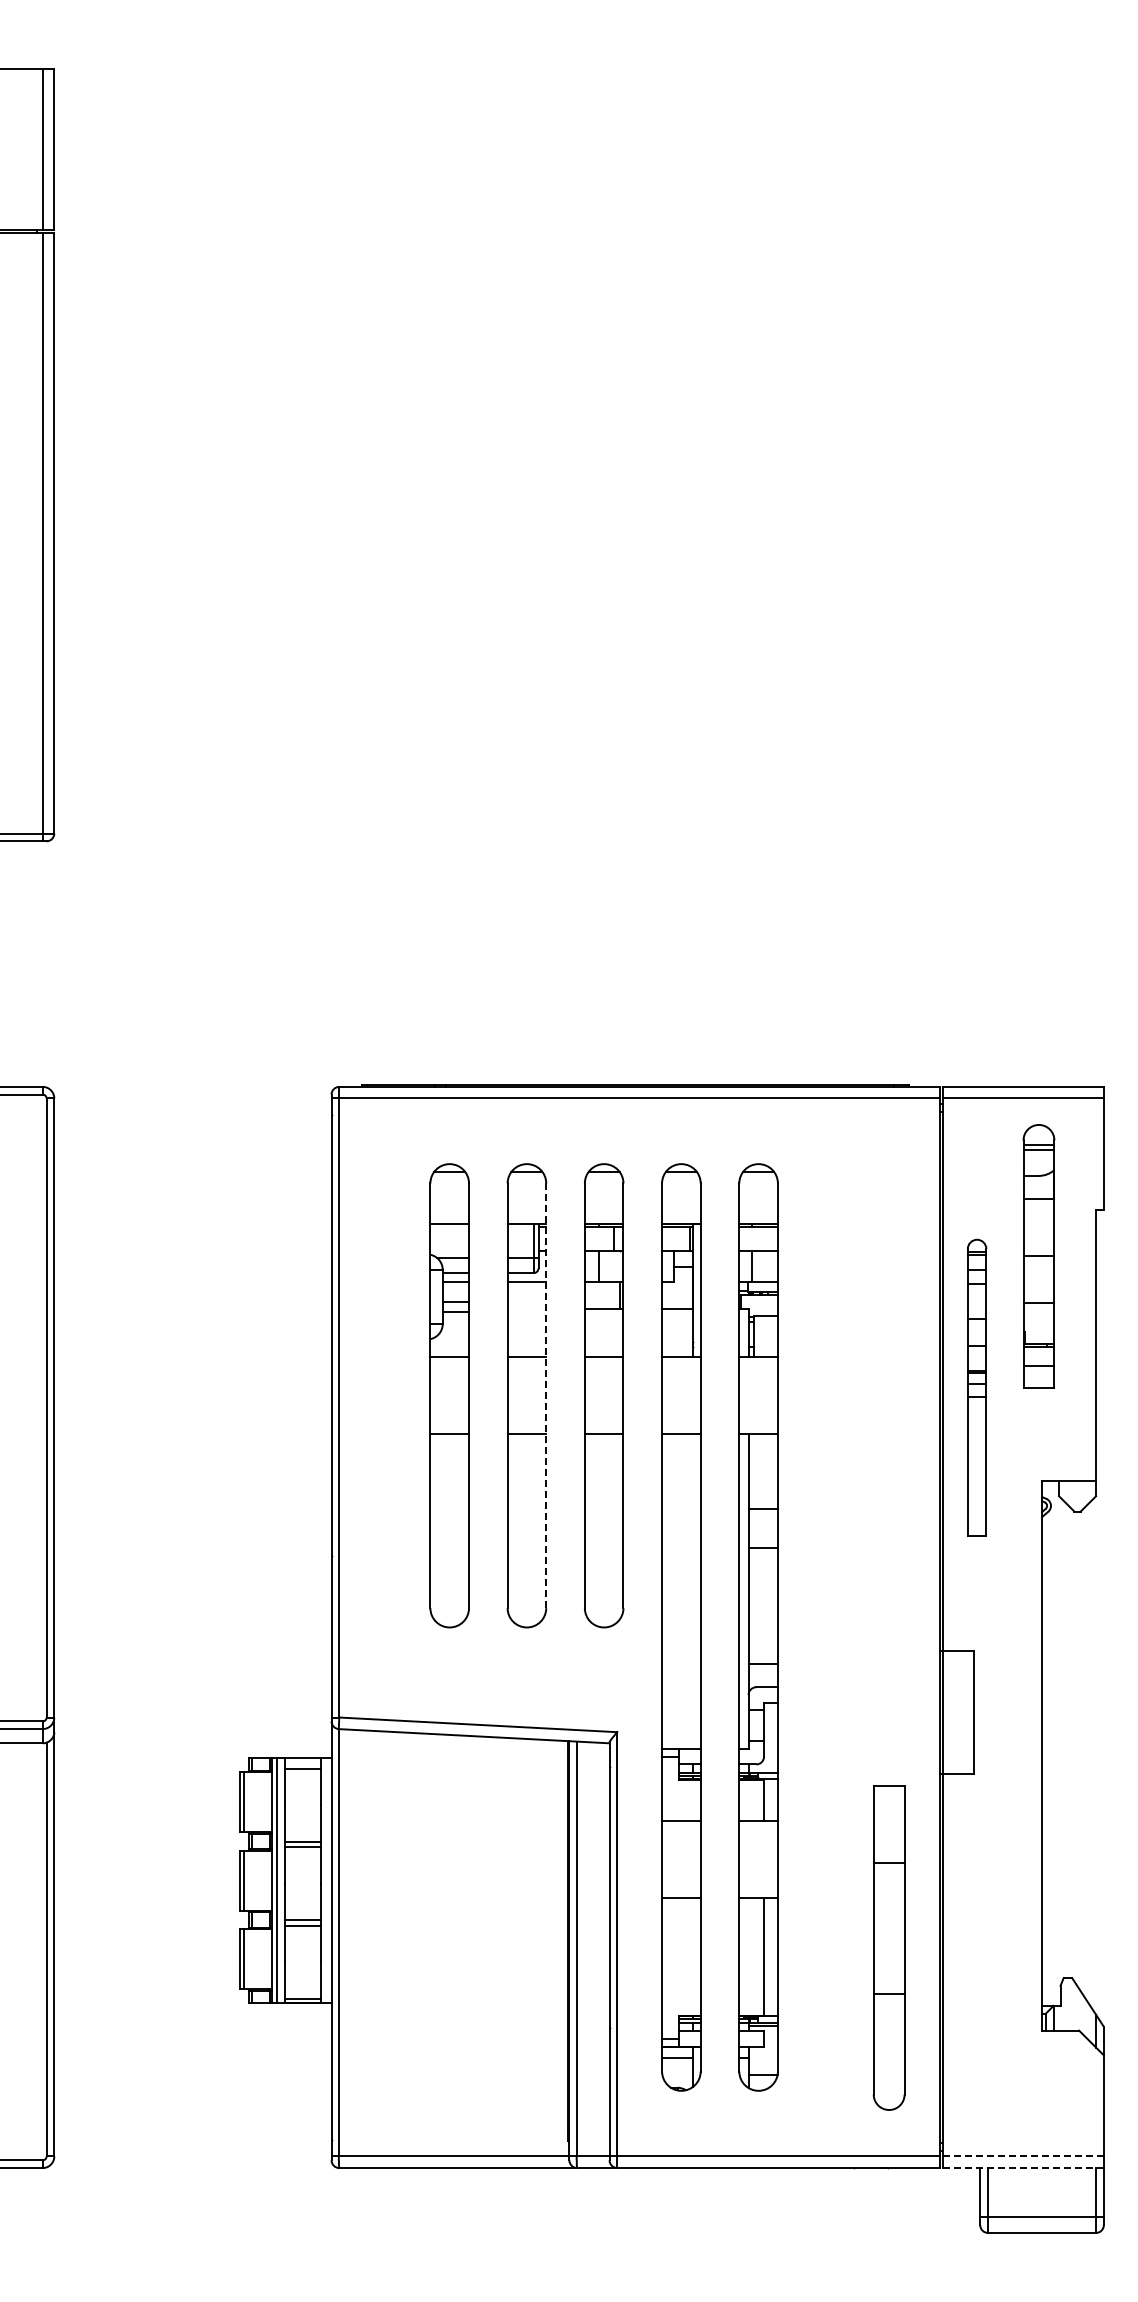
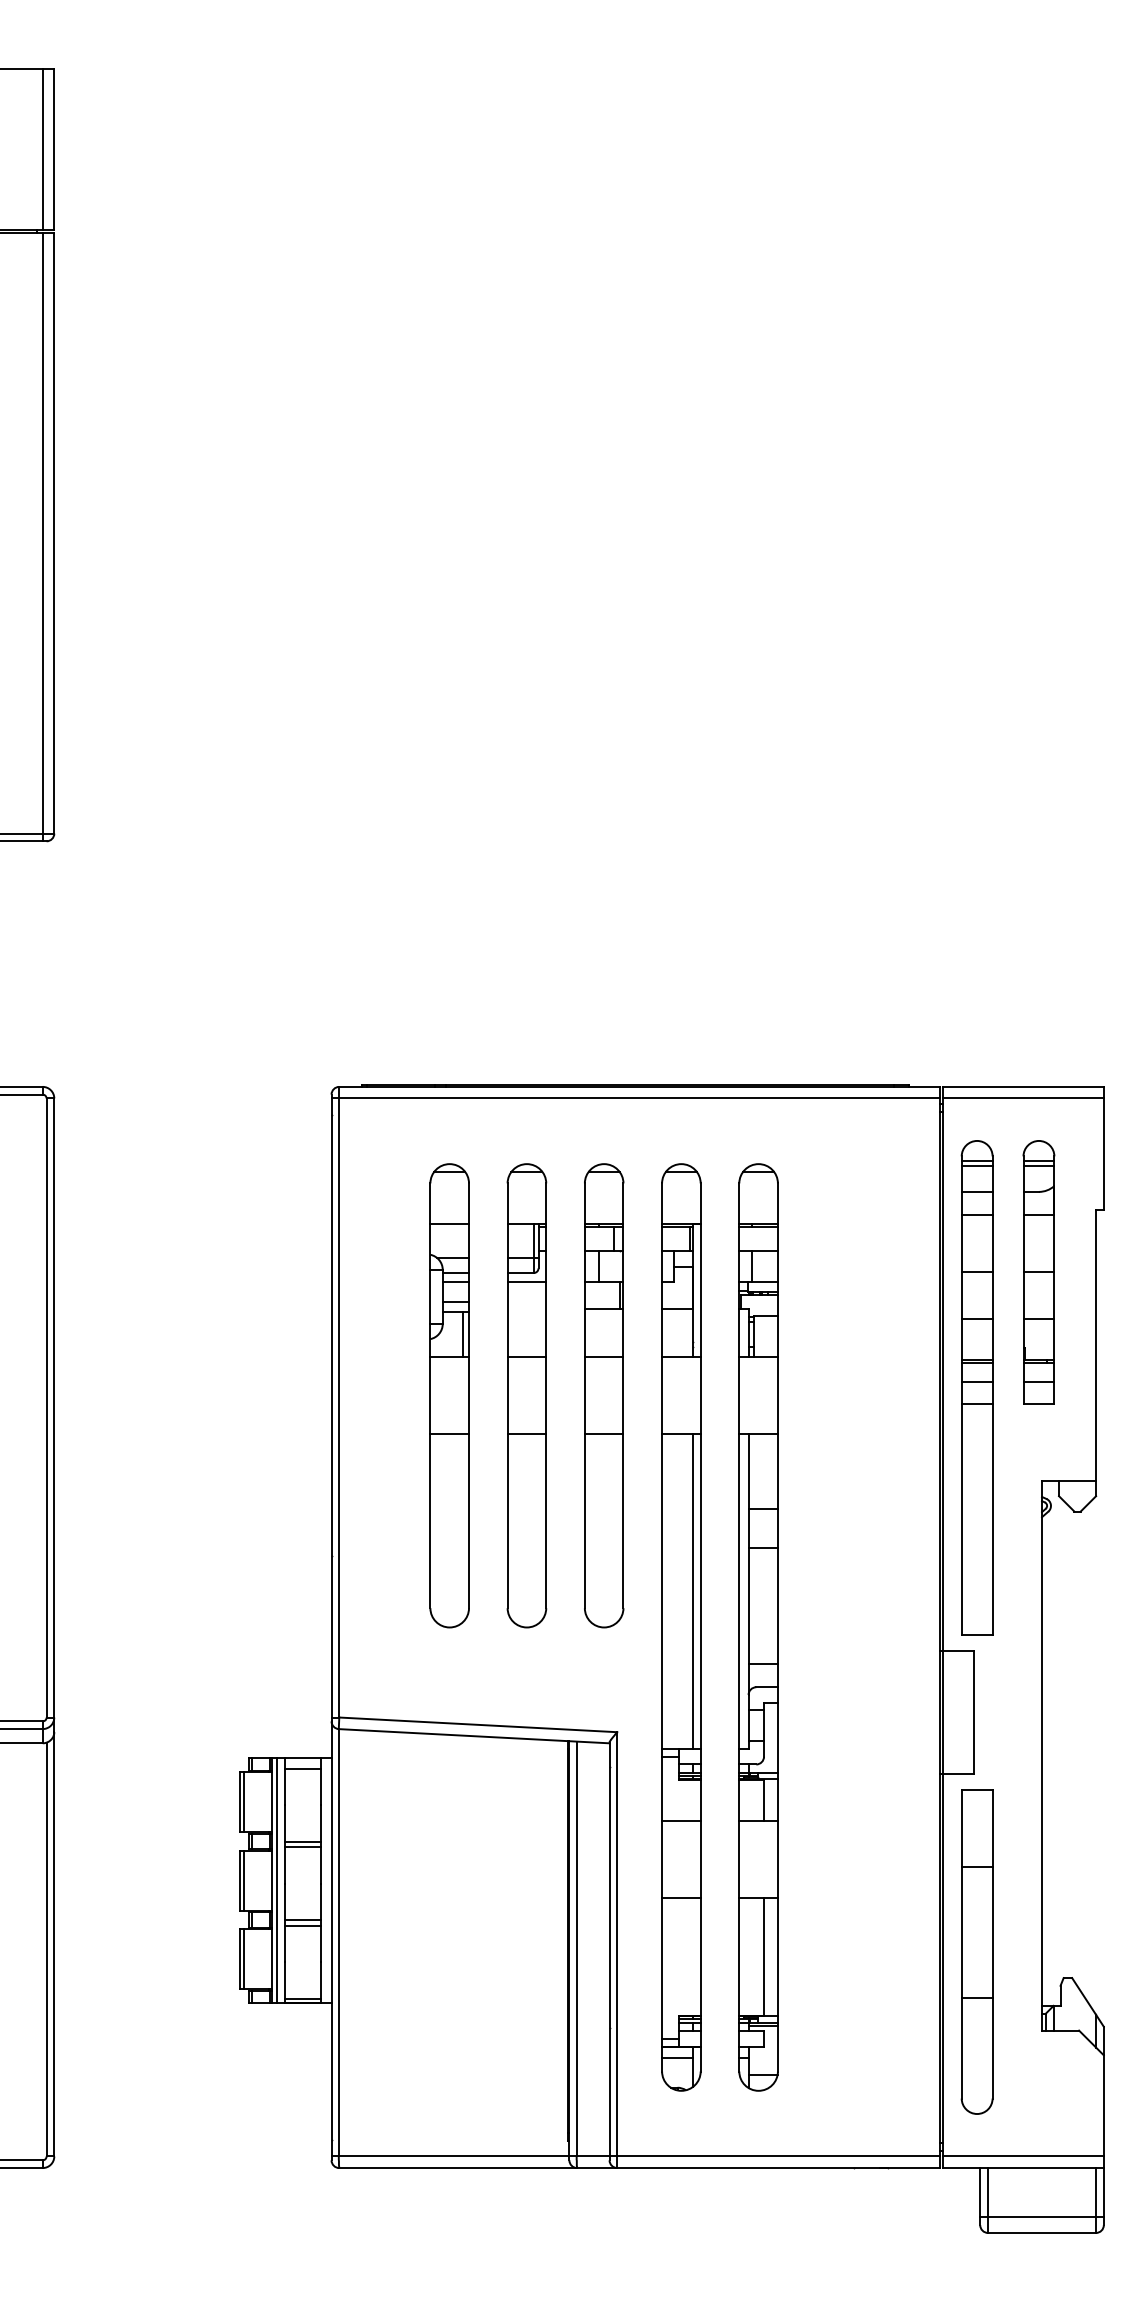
part position: (1038, 1256) -> (1038, 1272) (1038, 1272)
line: none -> present (462, 1334)
part size: 21x299 px -> 34x496 px (976, 1387)
line: dashed -> solid (546, 1395)
line: none -> present (692, 1591)
part position: (888, 1947) -> (976, 1951) (976, 1951)
line: dashed -> solid (1023, 2156)
line: dashed -> solid (1024, 2168)
